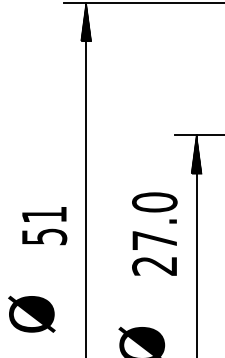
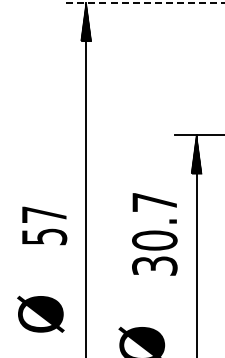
line: solid -> dashed (143, 2)
text: 51 -> 57 (44, 214)
text: 27.0 -> 30.7 (154, 233)
text position: (31, 313) -> (40, 313) (40, 313)
